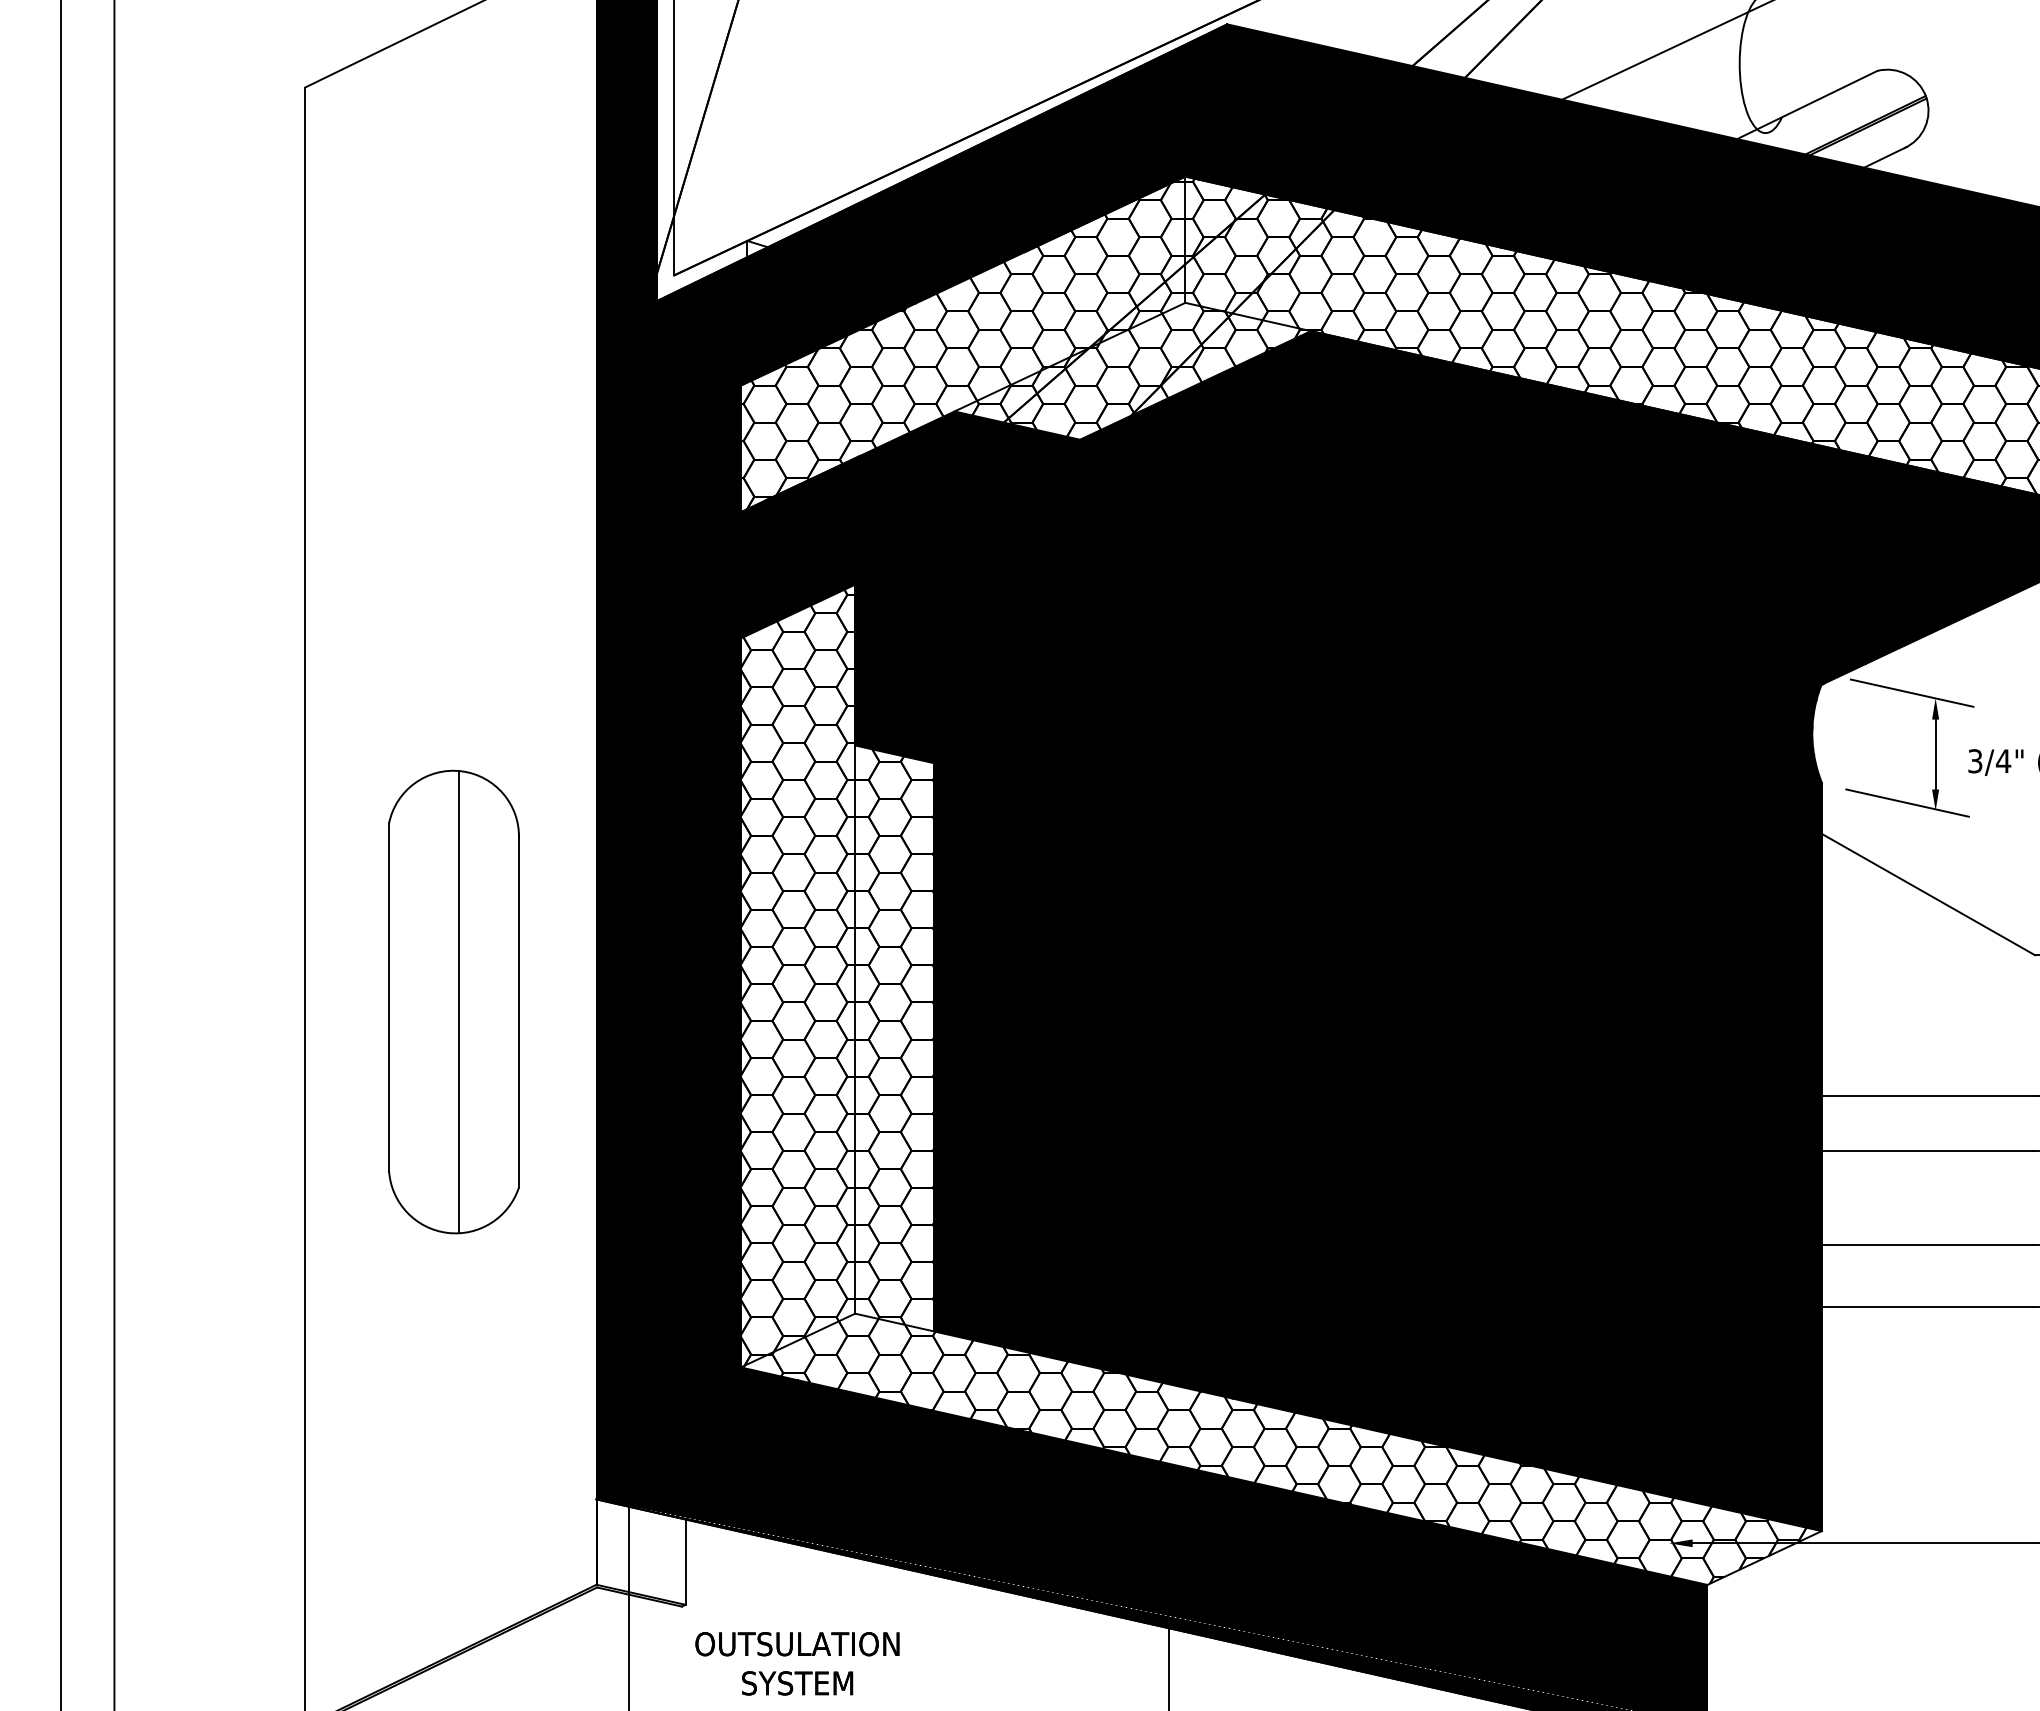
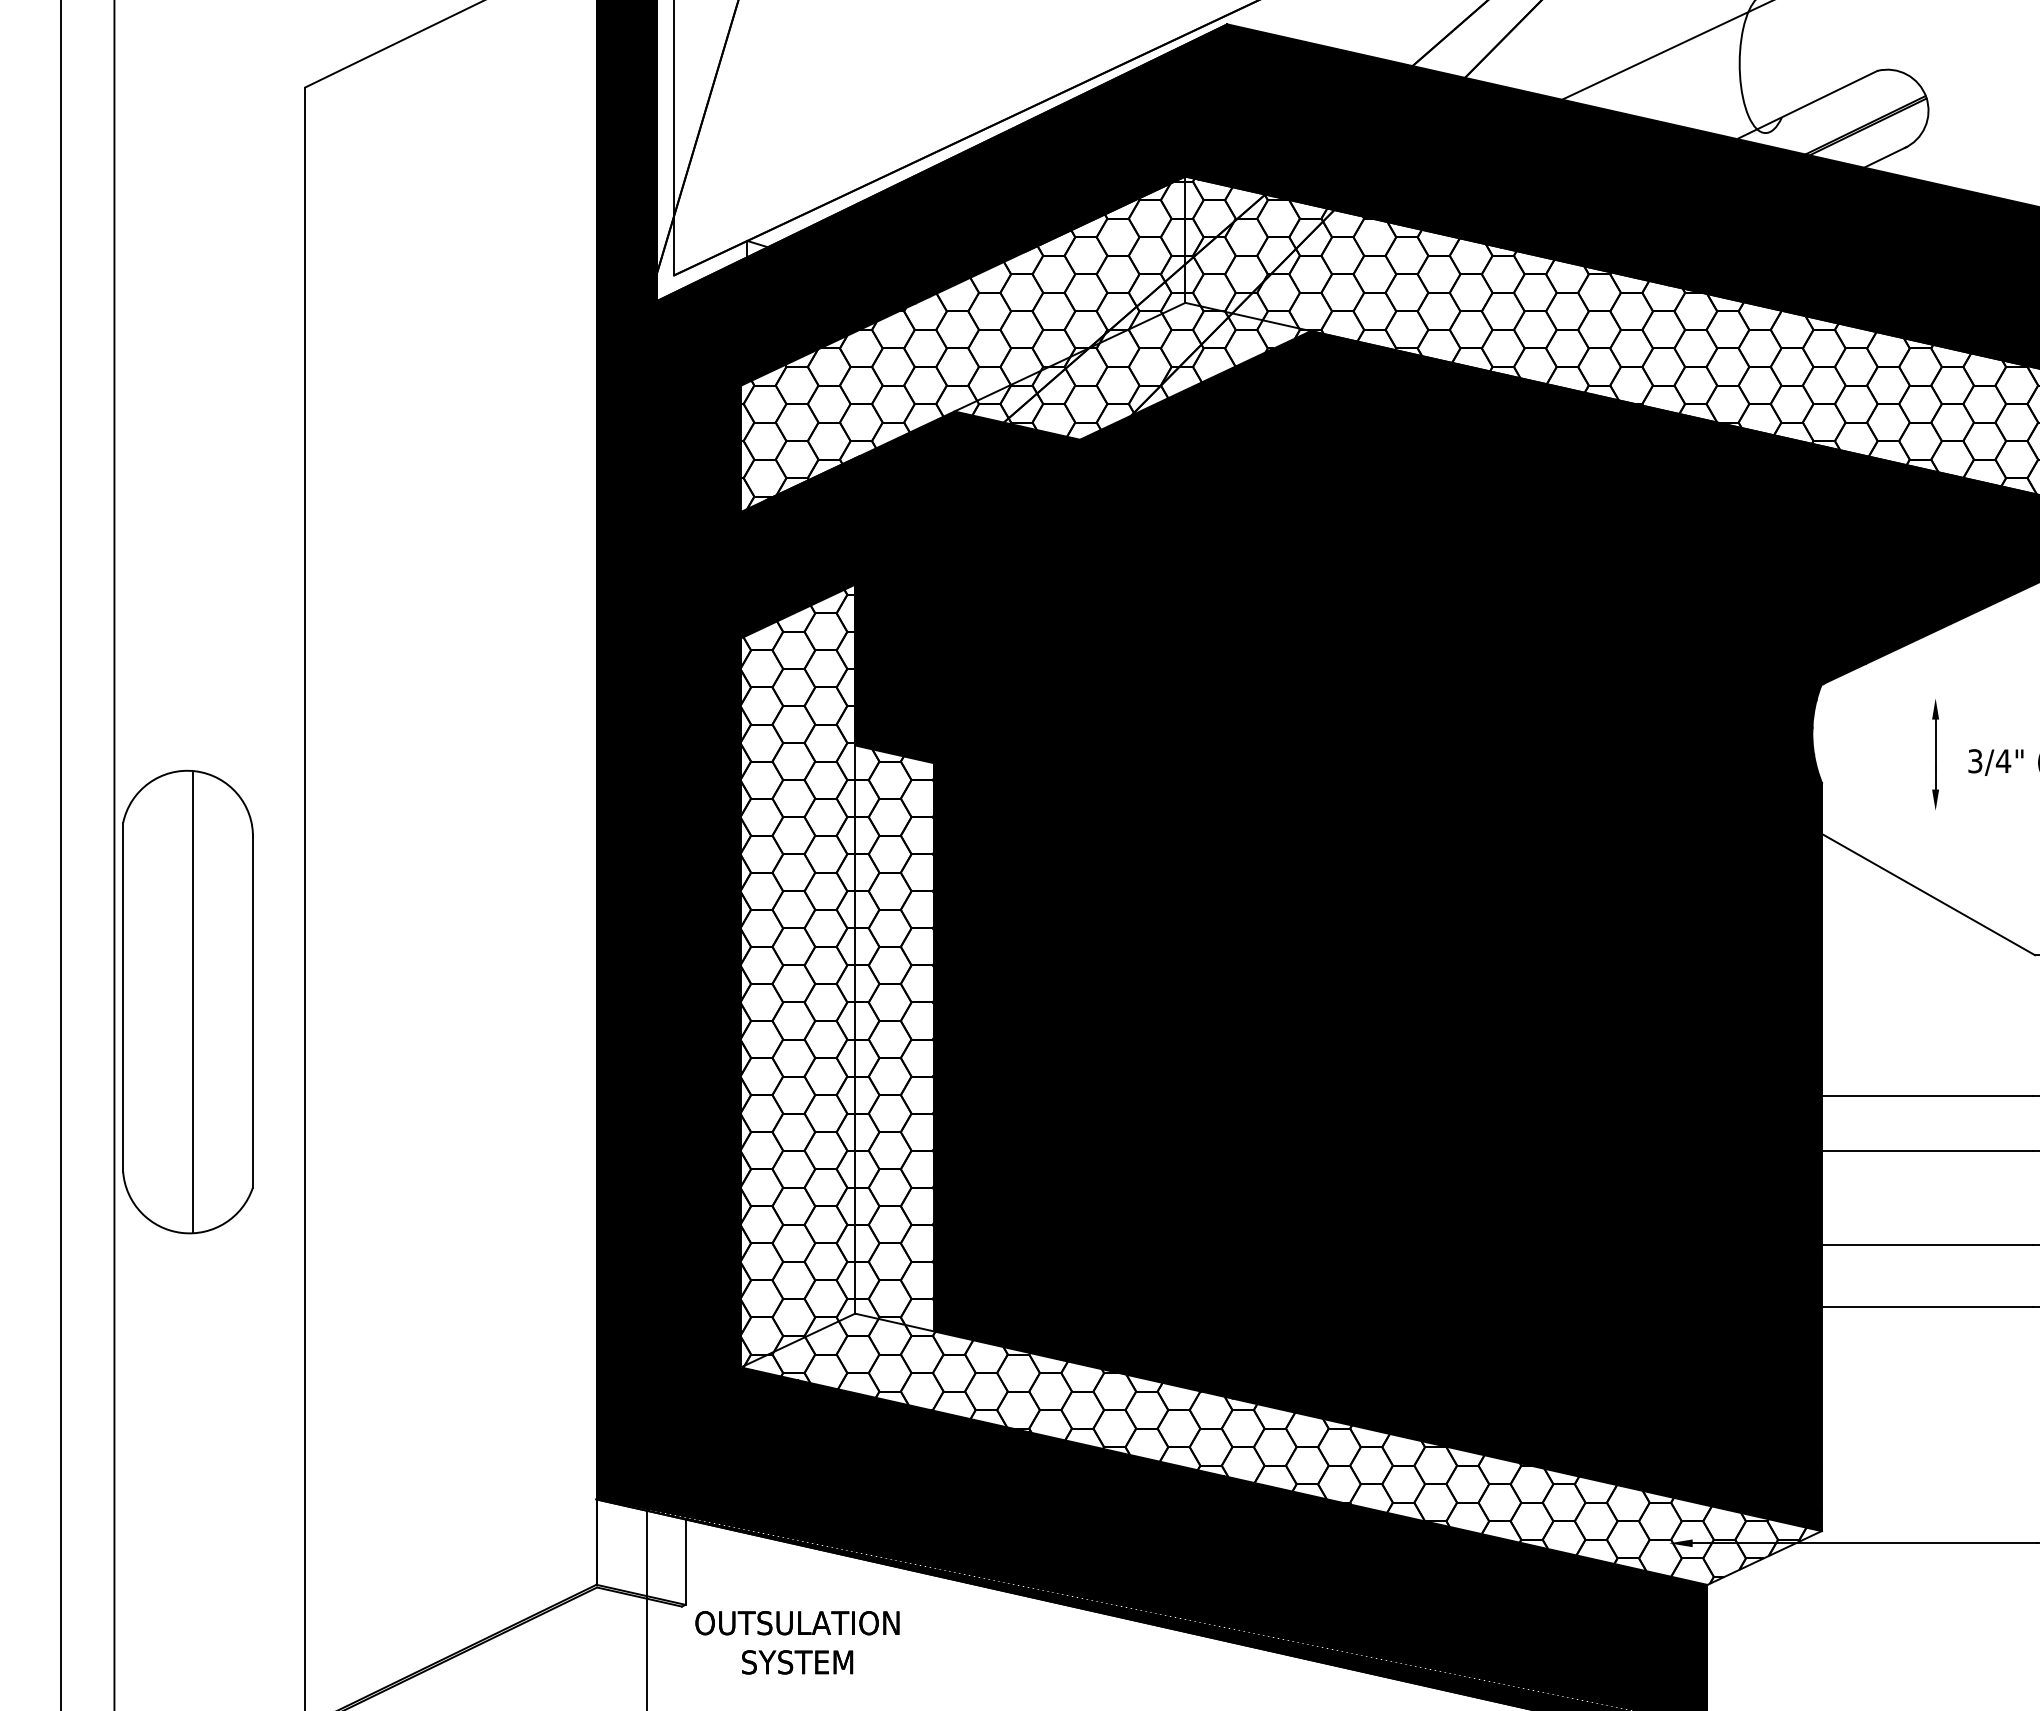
line: present -> none (1911, 692)
line: present -> none (1907, 802)
part position: (453, 1001) -> (187, 1001) (187, 1001)
line position: (629, 1600) -> (647, 1600) (647, 1600)
text position: (797, 1663) -> (797, 1642) (797, 1642)
line: present -> none (1168, 1667)
